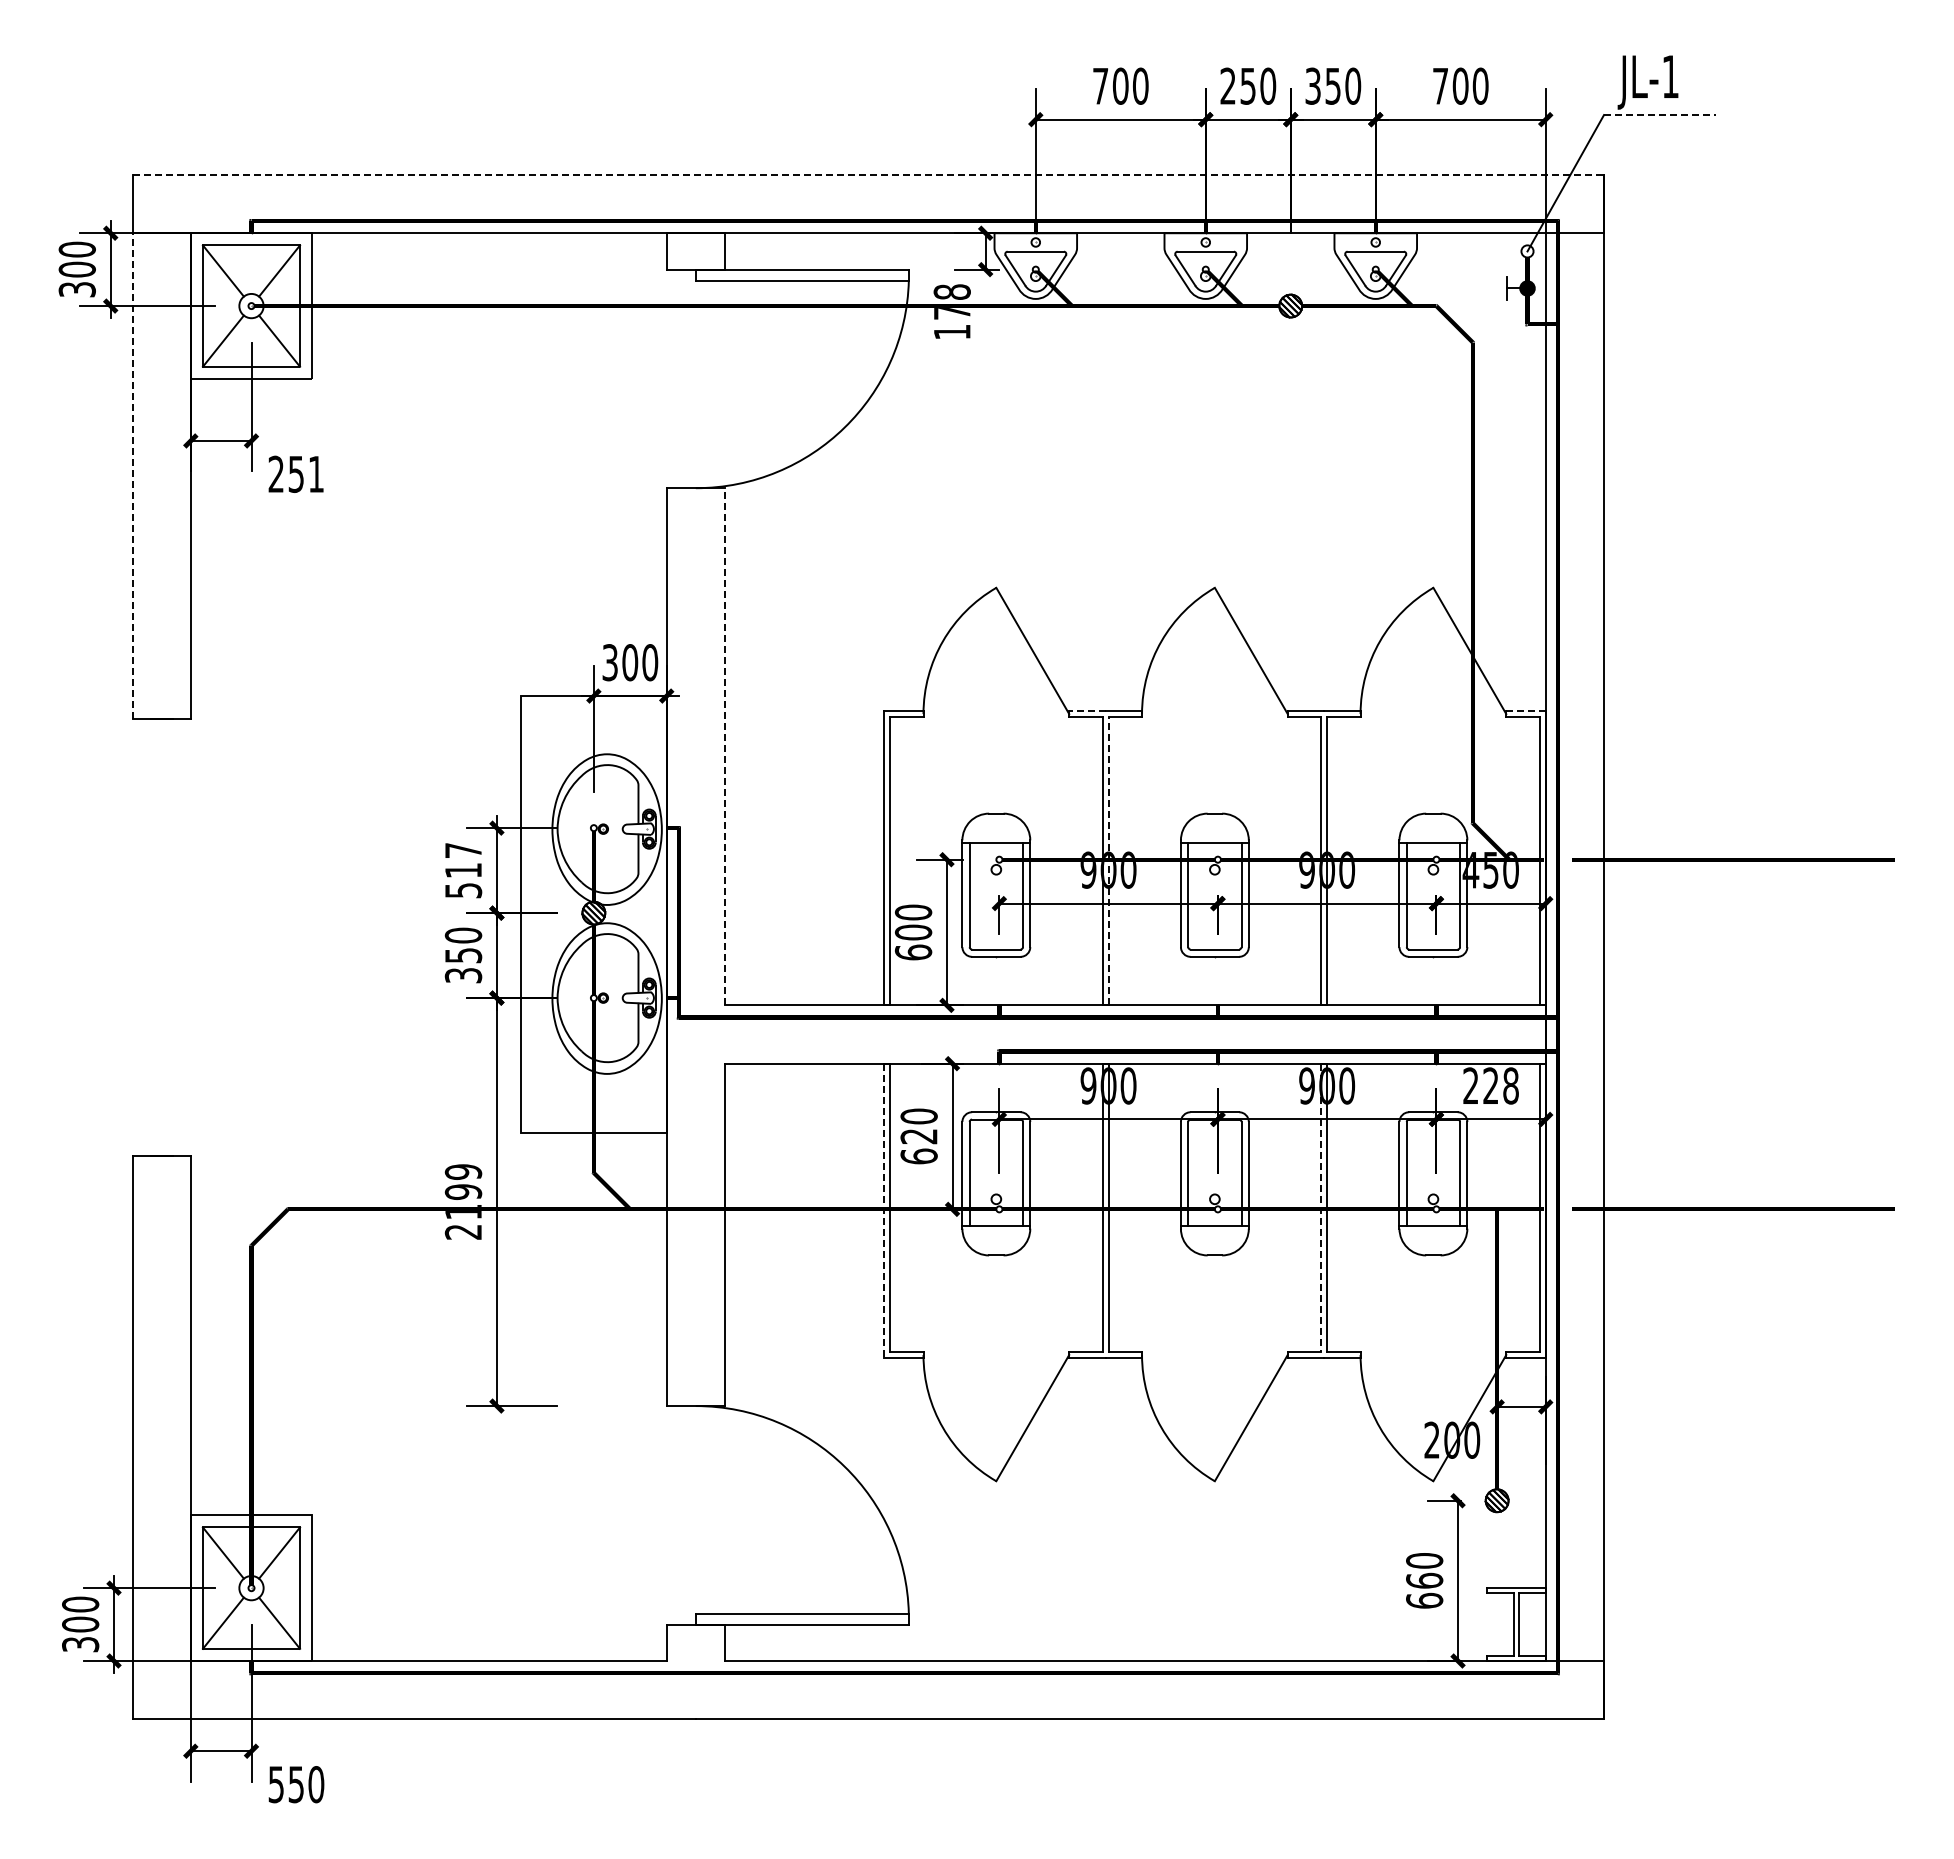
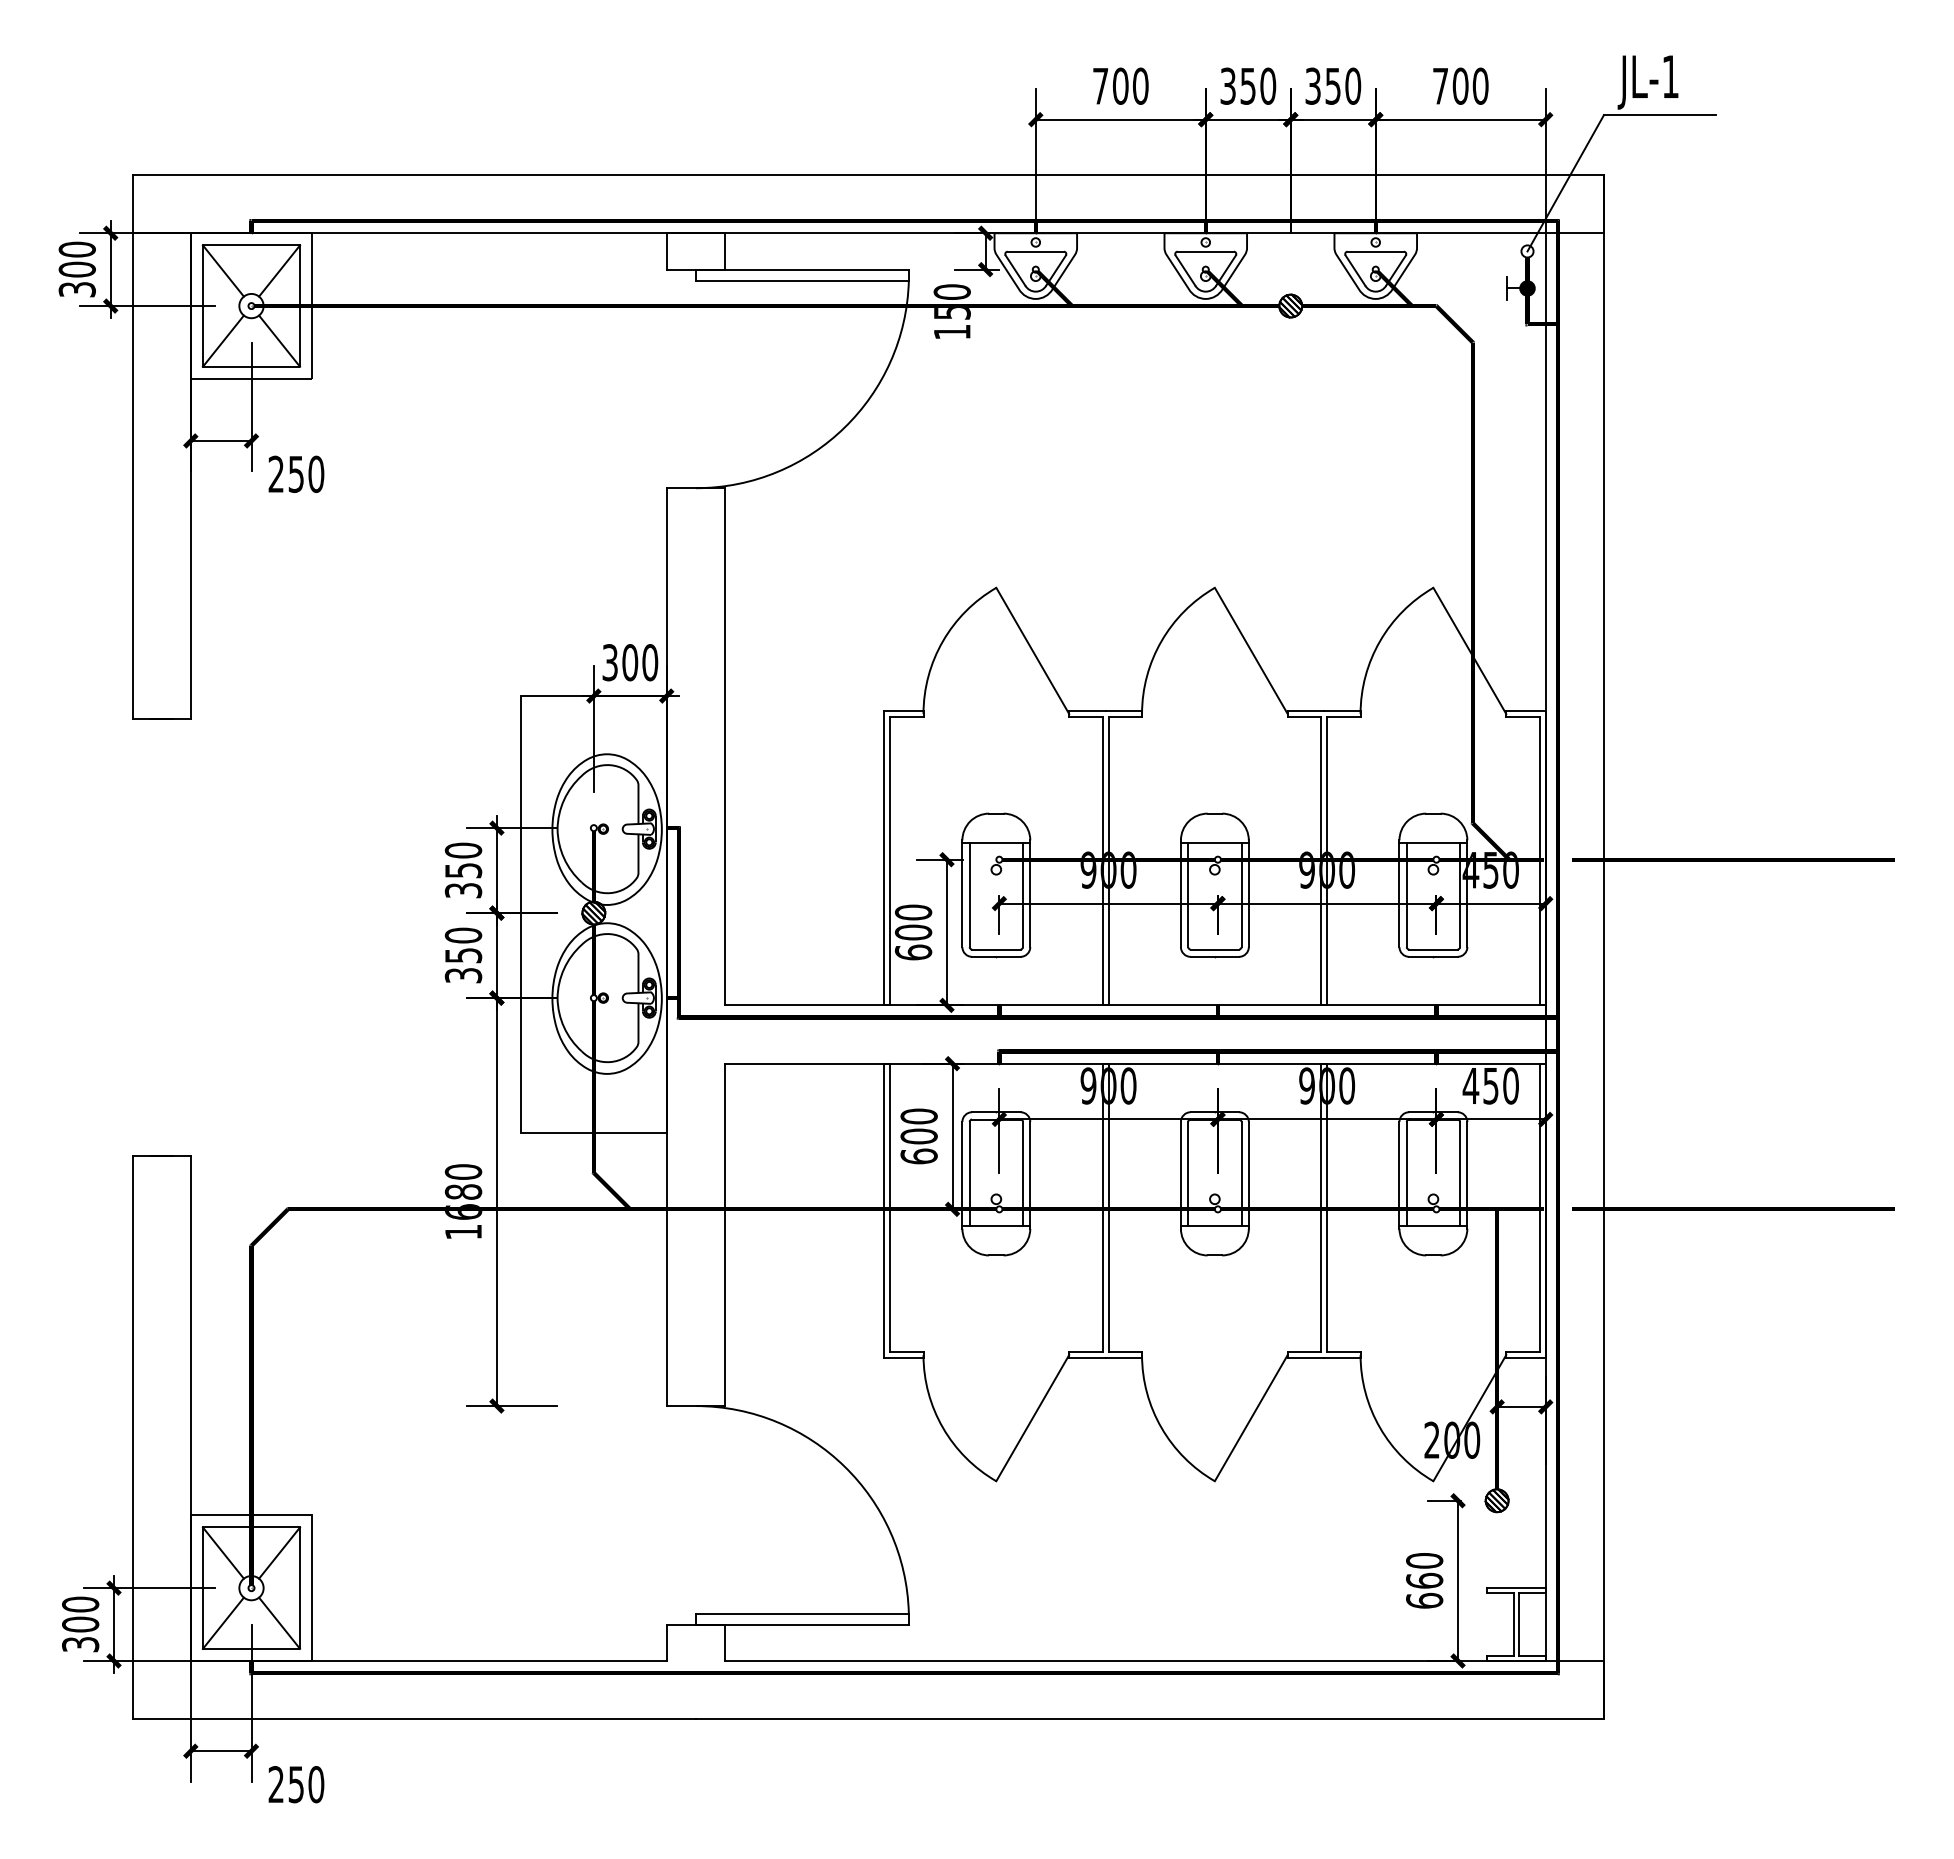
text: 250 -> 350 (1227, 85)
line: dashed -> solid (1659, 115)
line: dashed -> solid (868, 174)
text: 178 -> 150 (951, 301)
text: 251 -> 250 (316, 474)
line: dashed -> solid (132, 476)
line: dashed -> solid (1086, 710)
line: dashed -> solid (1525, 710)
line: dashed -> solid (724, 746)
line: dashed -> solid (1108, 860)
text: 517 -> 350 (463, 869)
text: 228 -> 450 (1490, 1085)
text: 620 -> 600 (918, 1136)
text: 2199 -> 1680 (463, 1201)
line: dashed -> solid (1321, 1208)
line: dashed -> solid (884, 1211)
text: 550 -> 250 (275, 1784)
